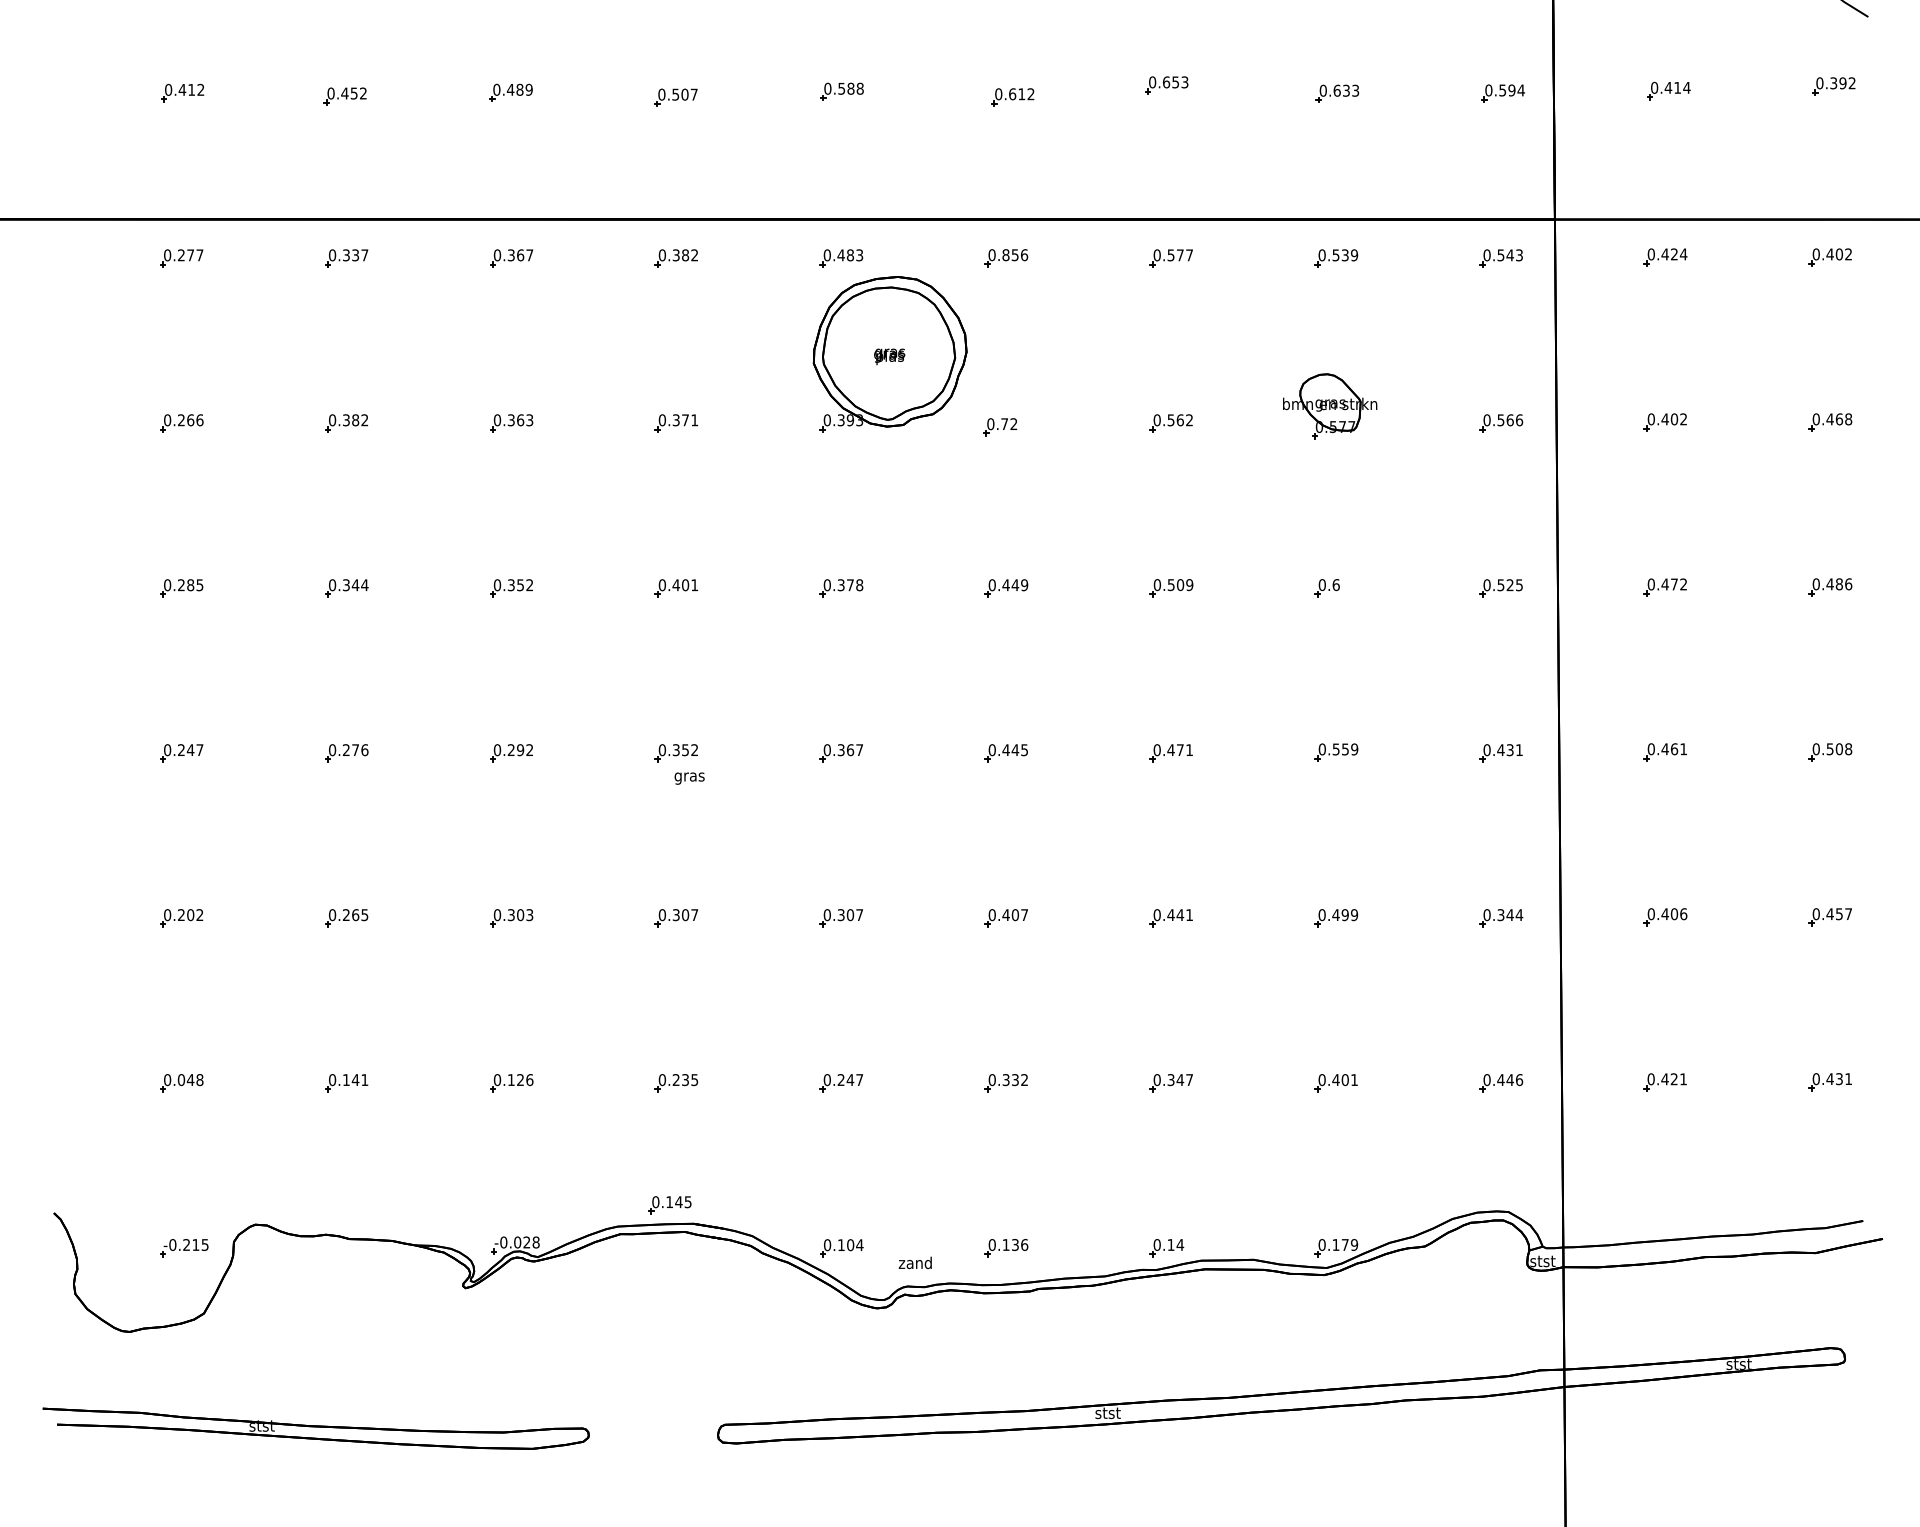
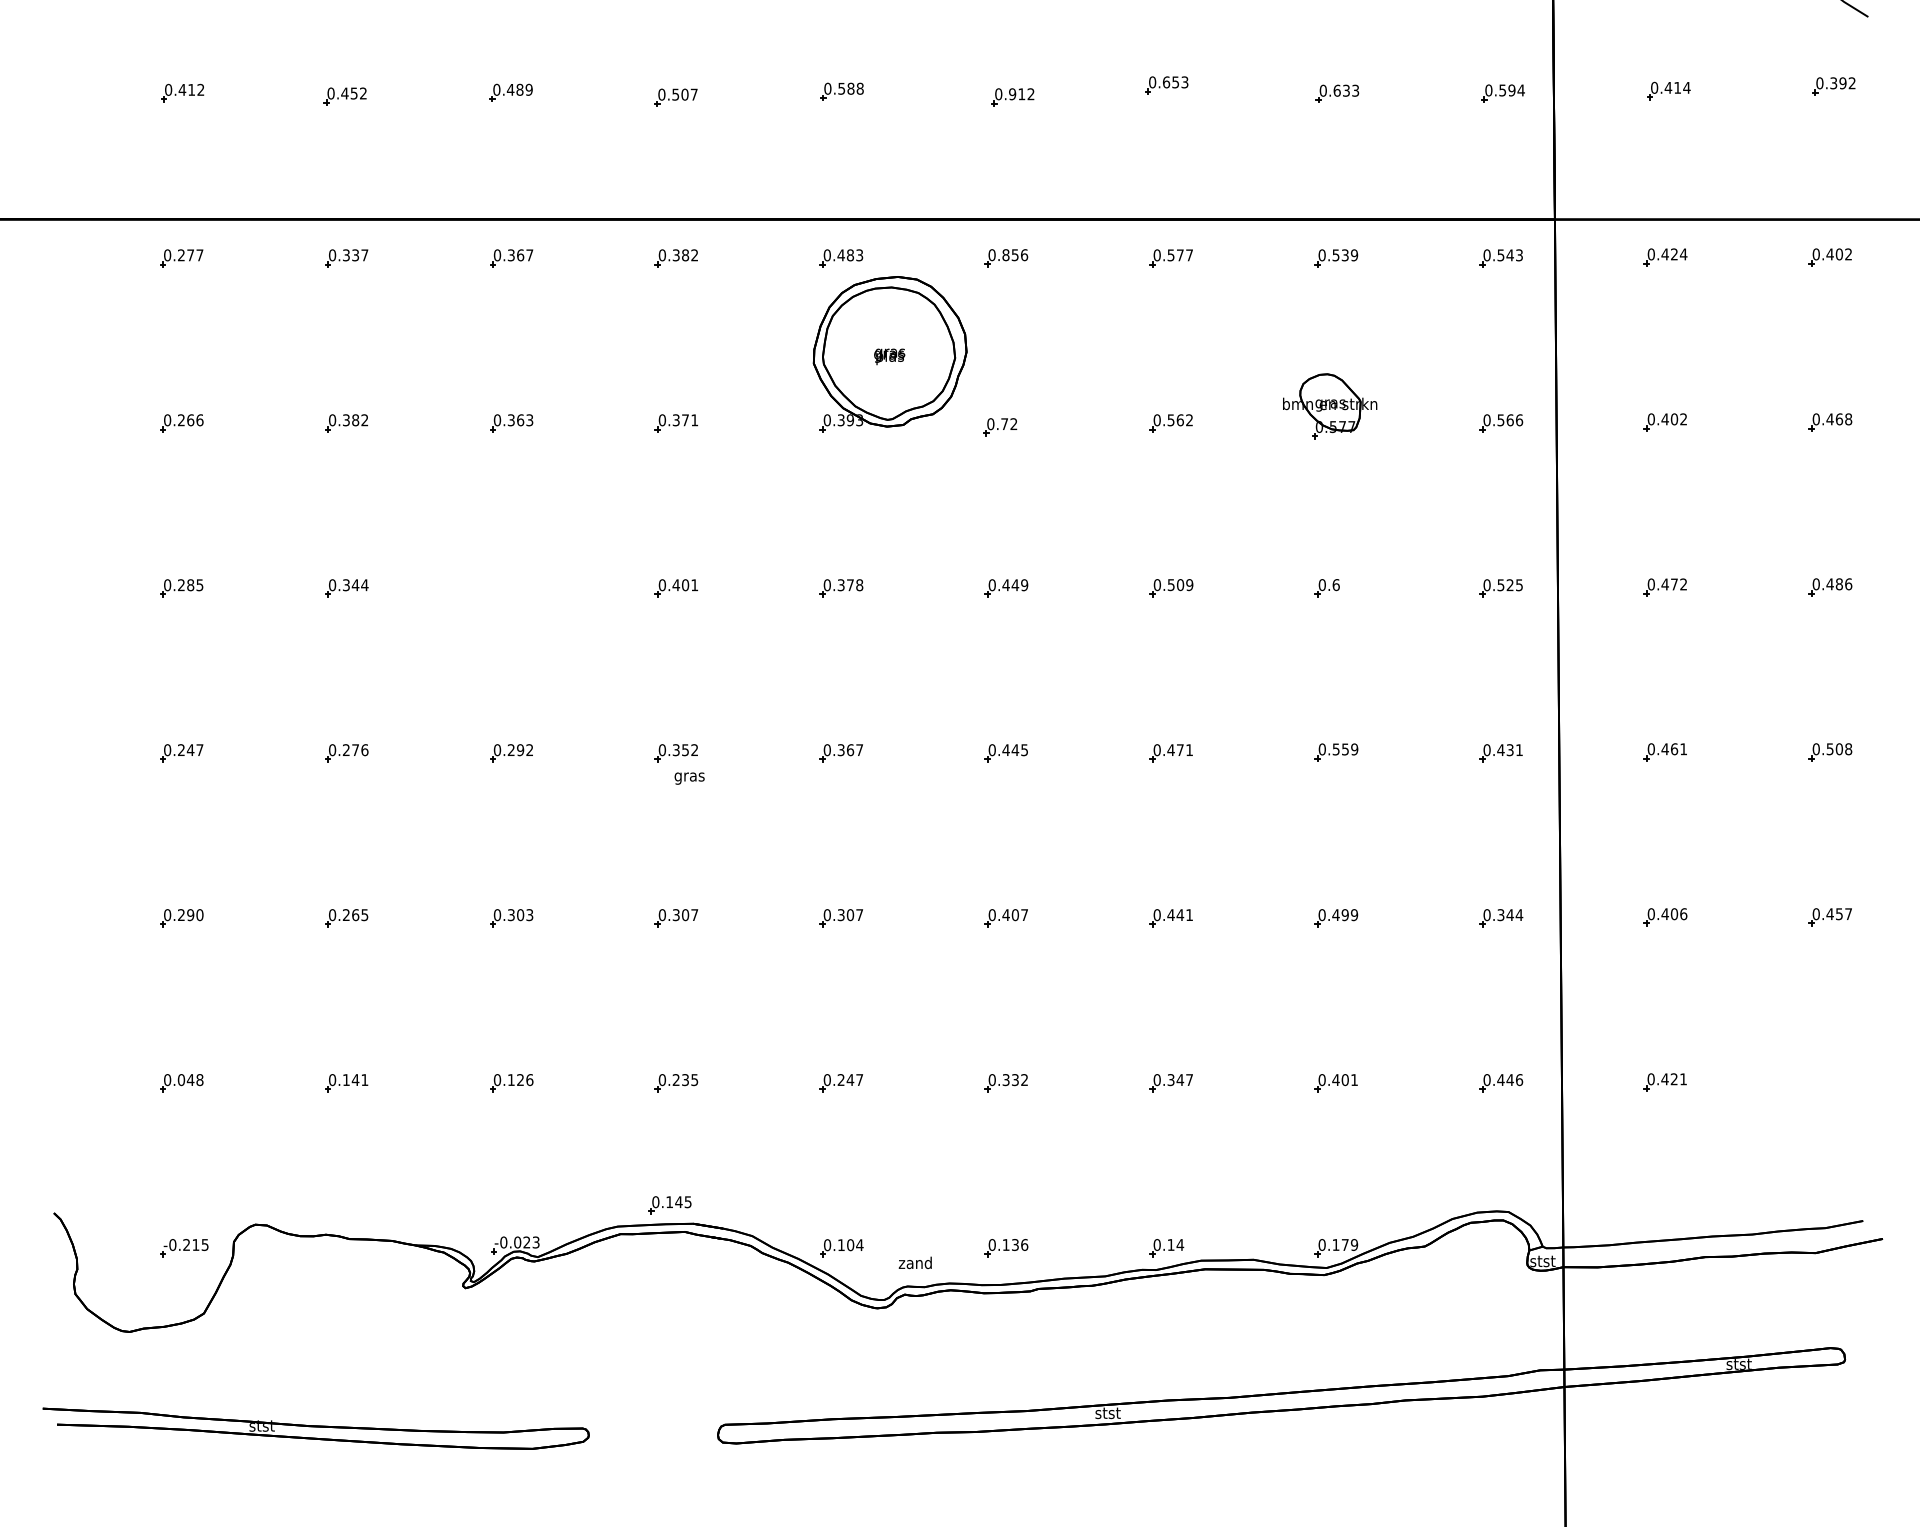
text: 0.612 -> 0.912 (1012, 94)
part: present -> none (511, 588)
text: 0.202 -> 0.290 (195, 915)
part: present -> none (1829, 1082)
text: -0.028 -> -0.023 (535, 1242)
